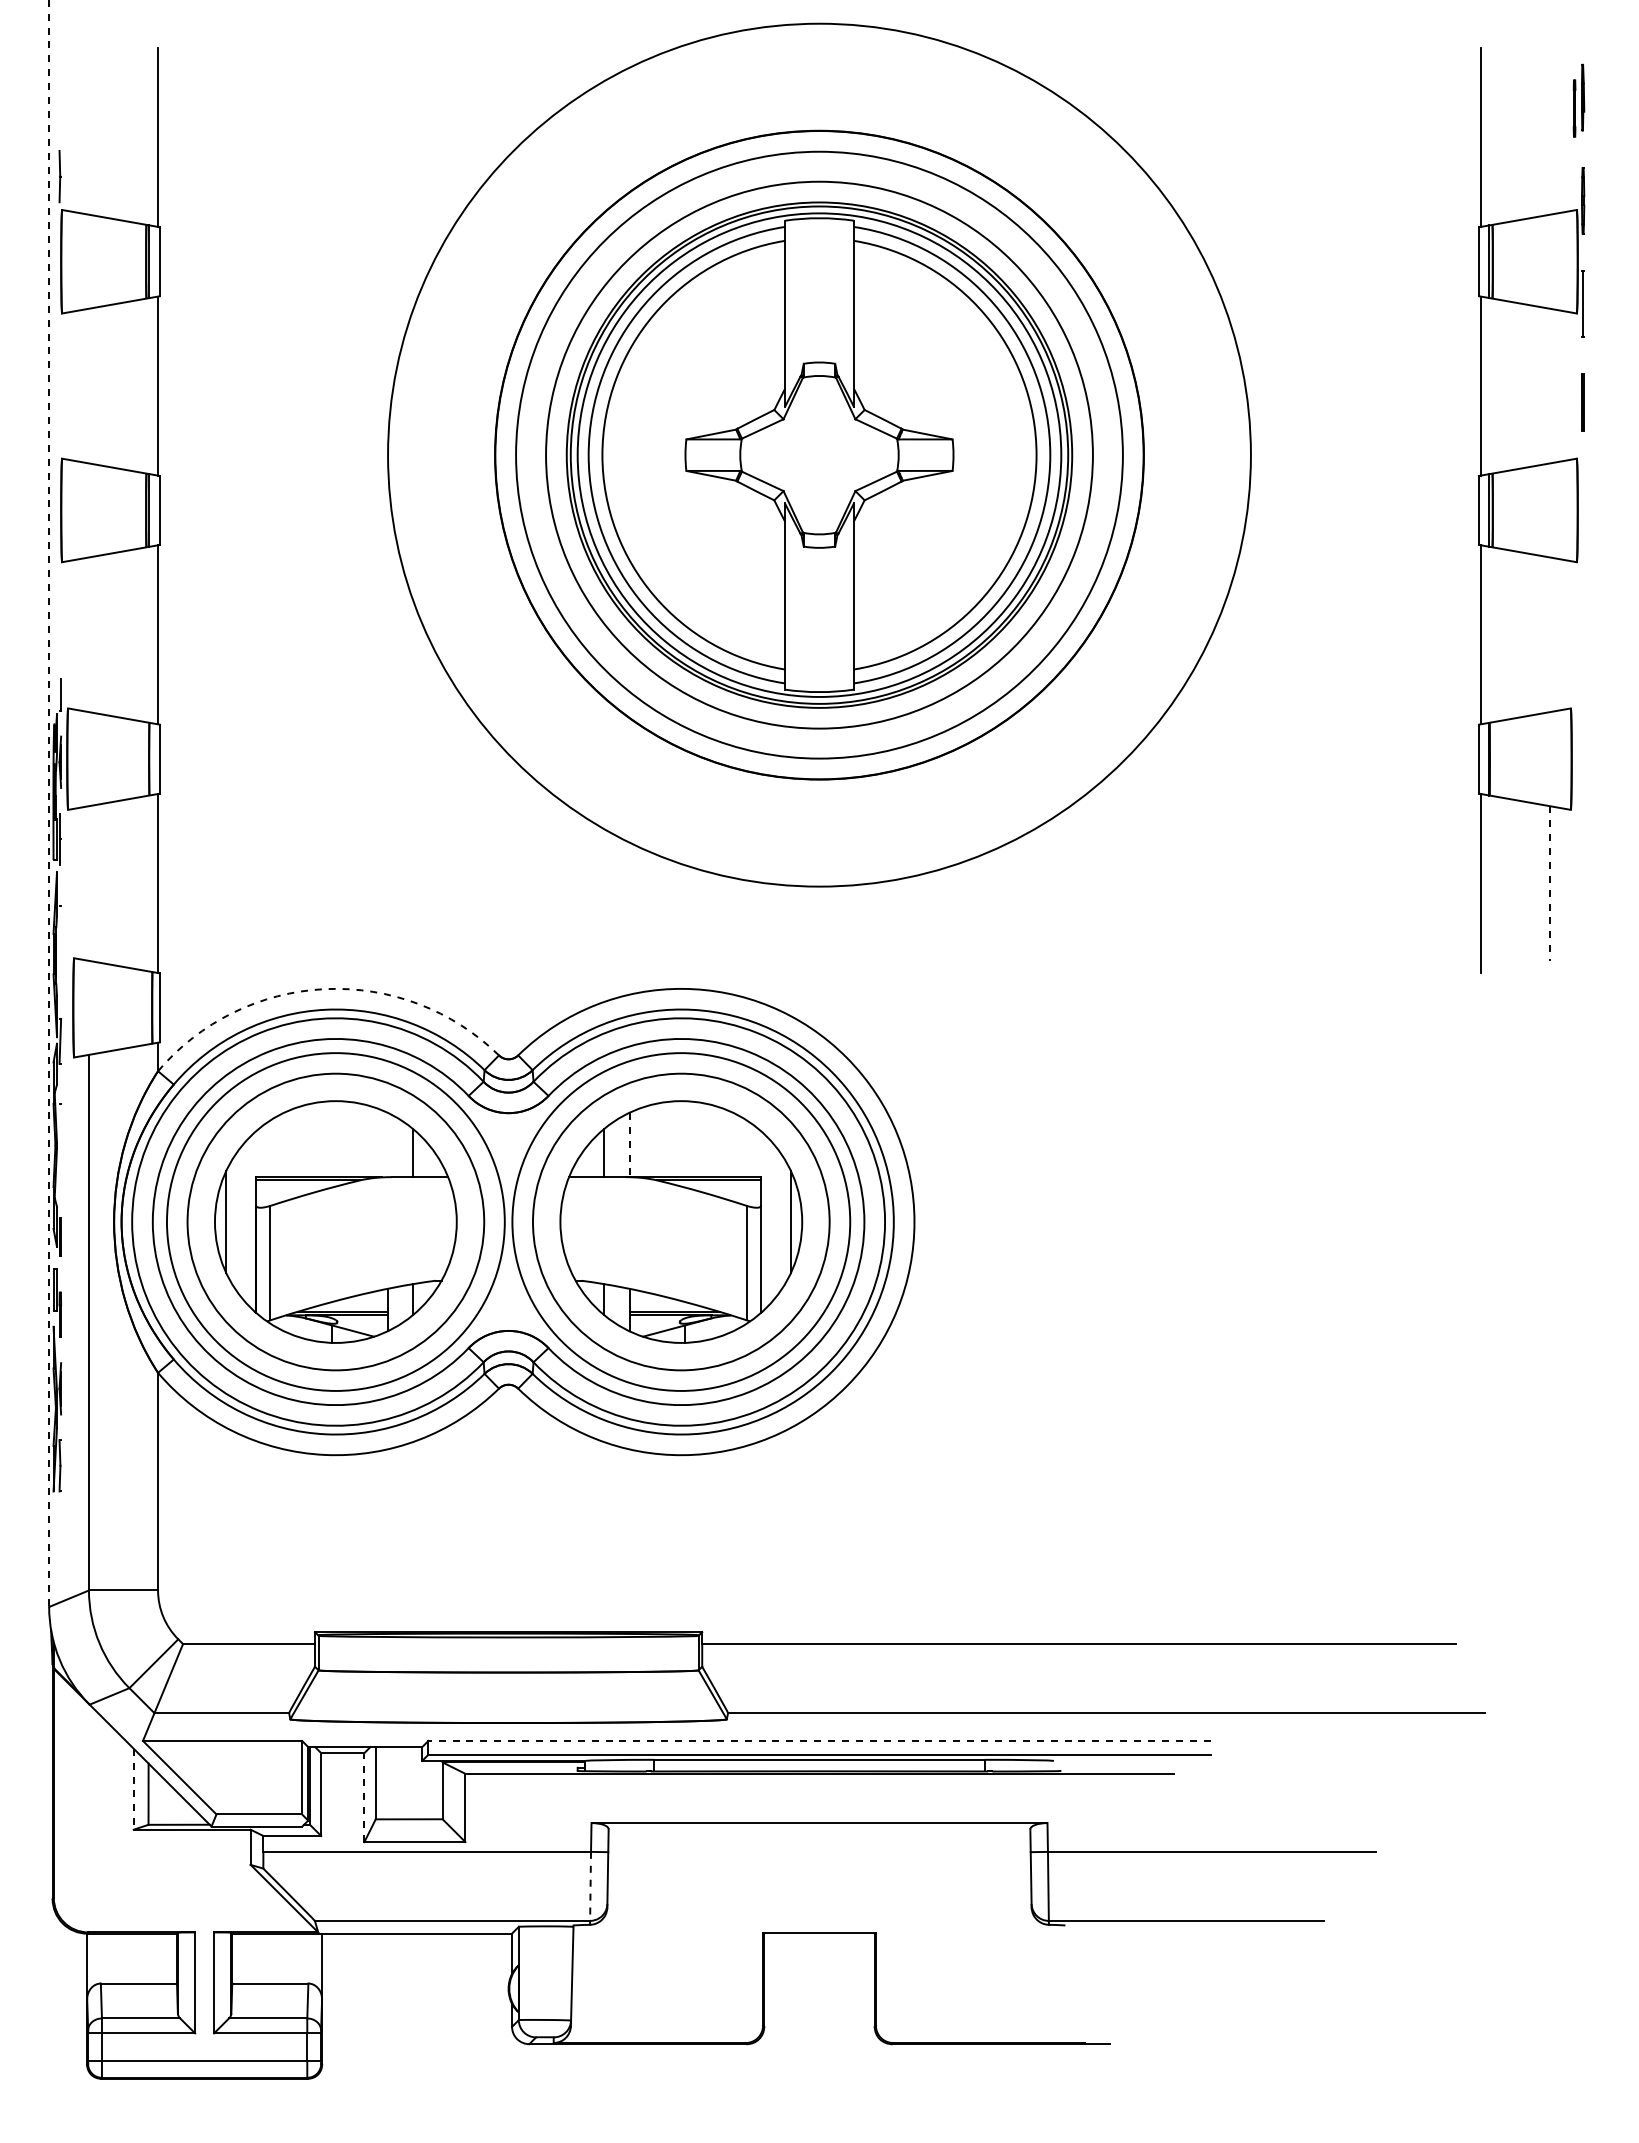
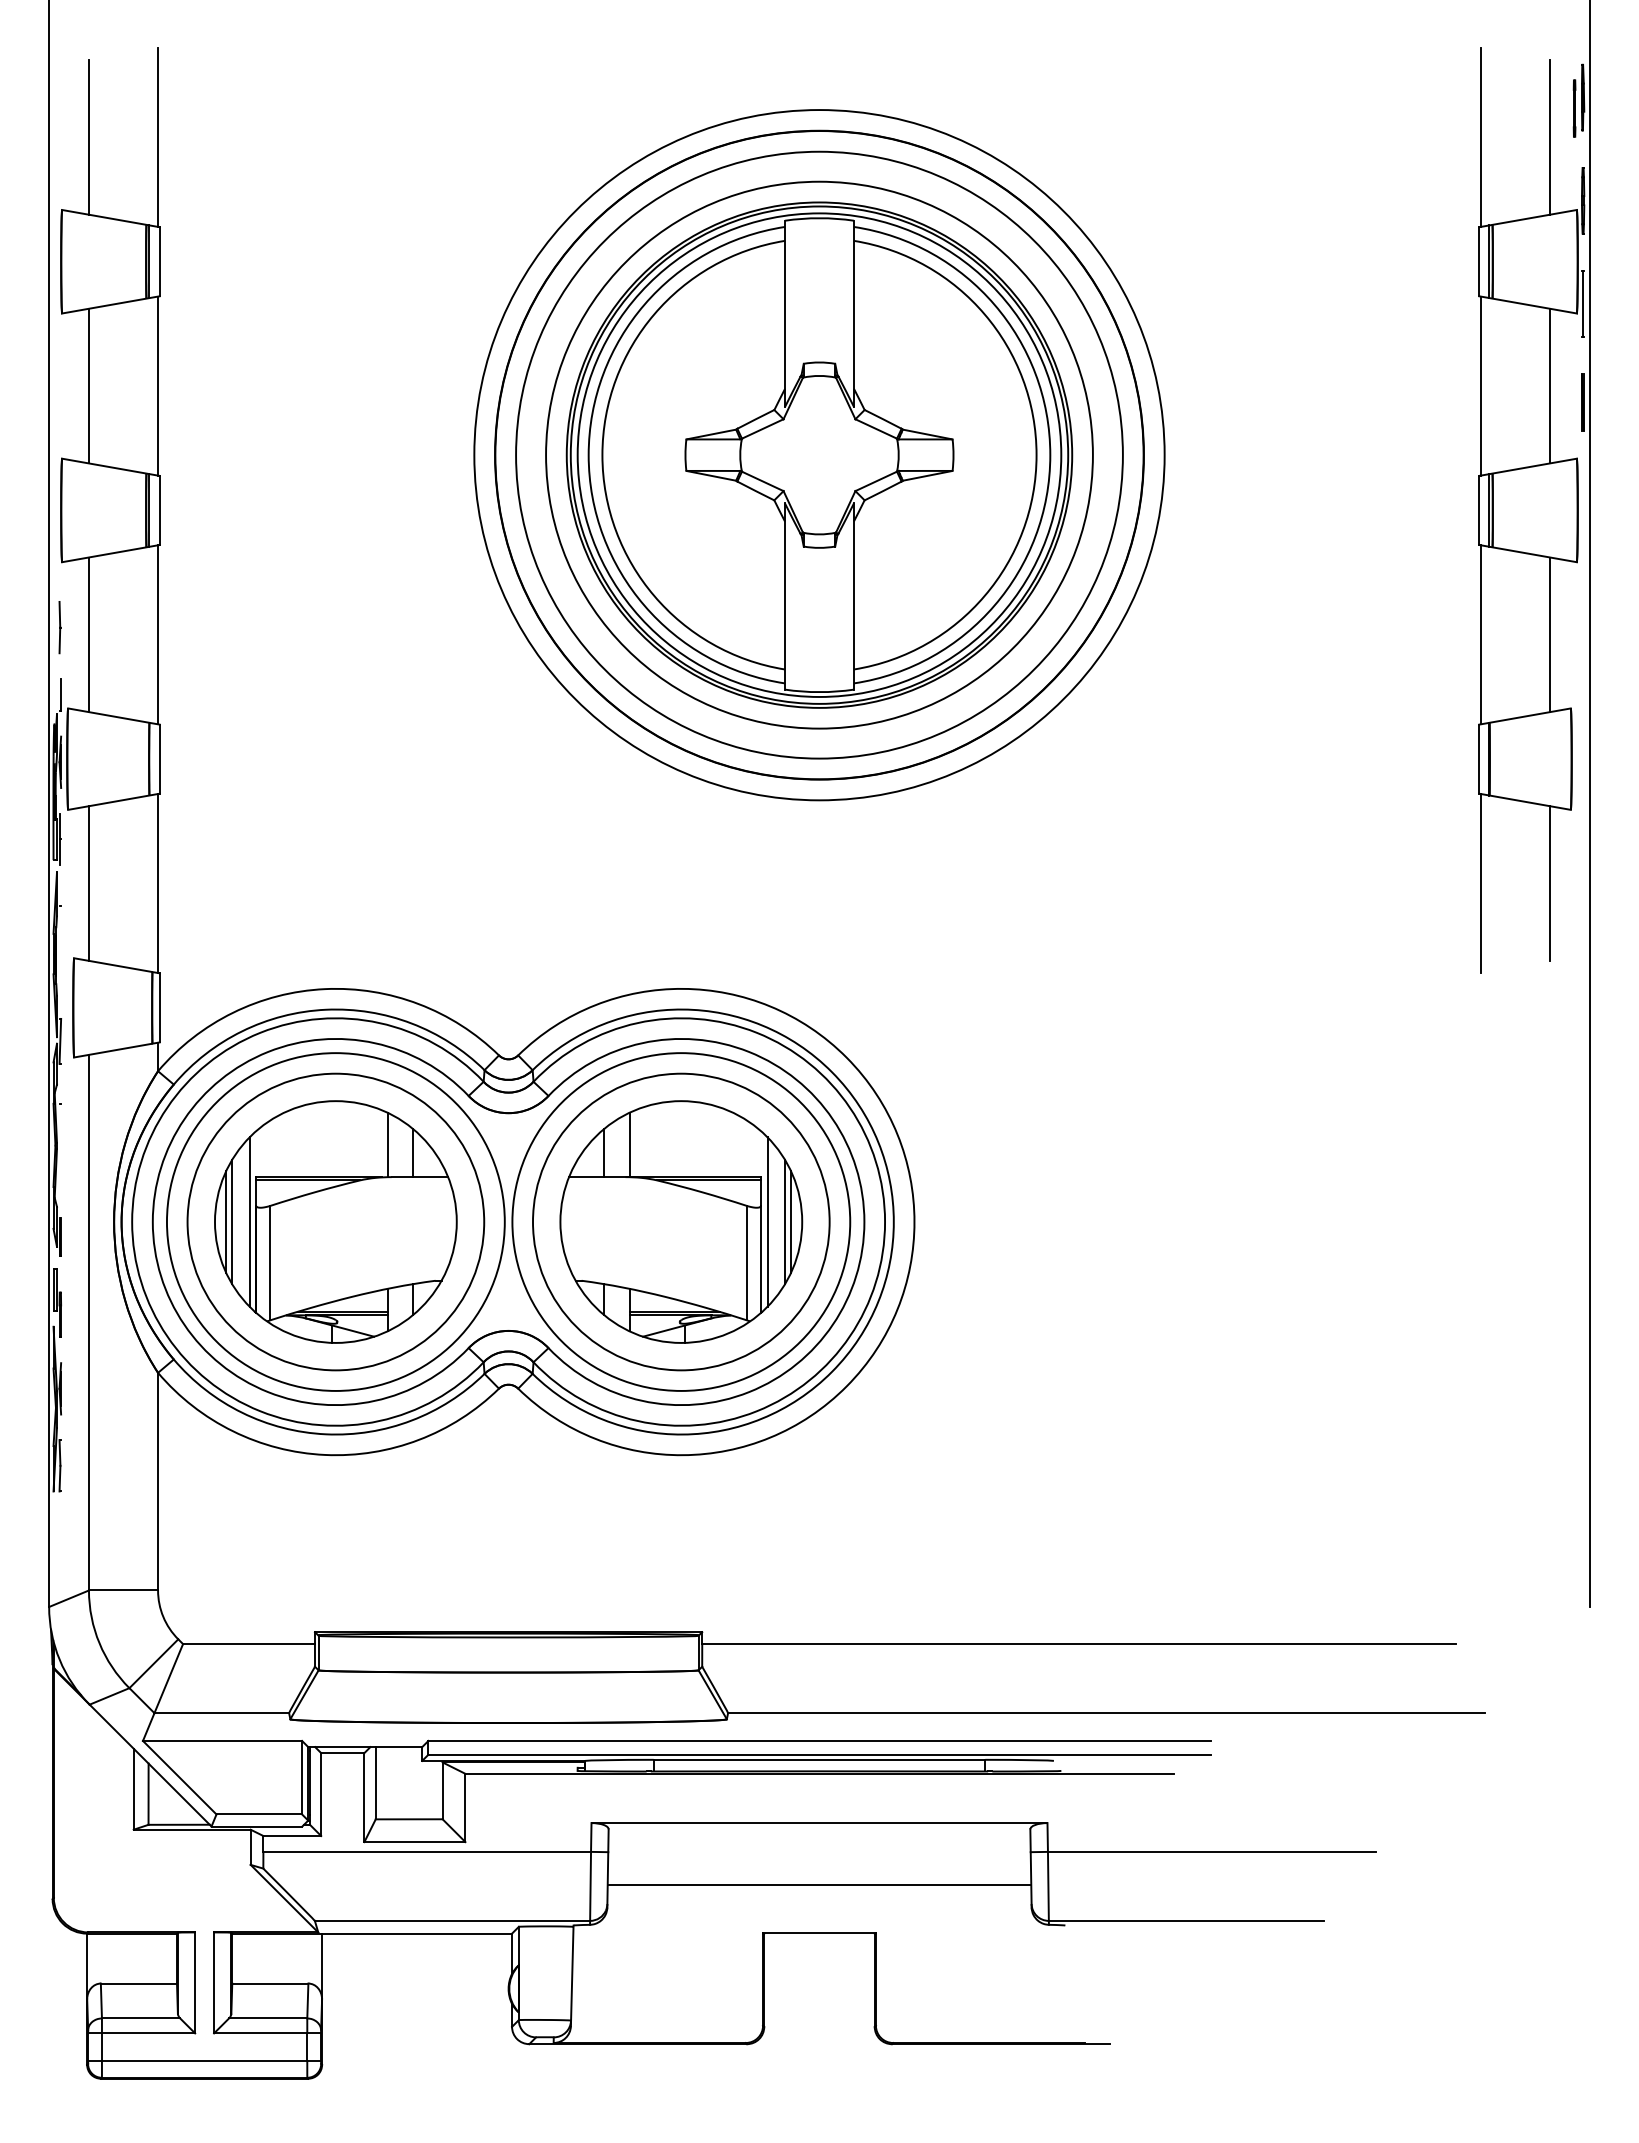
line: none -> present (88, 137)
line: none -> present (1550, 137)
line position: (59, 176) -> (59, 627) (59, 627)
line: none -> present (88, 385)
line: none -> present (1550, 385)
circle diameter: 863 px -> 690 px (819, 455)
line: none -> present (88, 634)
line: none -> present (1550, 634)
line: dashed -> solid (49, 804)
line: none -> present (1589, 804)
line: none -> present (88, 883)
line: dashed -> solid (1550, 884)
arc: dashed -> solid (325, 989)
line: none -> present (387, 1144)
line: dashed -> solid (629, 1145)
line: none -> present (232, 1221)
line: none -> present (249, 1221)
line: none -> present (767, 1221)
line: none -> present (784, 1221)
line: dashed -> solid (819, 1740)
line: dashed -> solid (133, 1789)
line: dashed -> solid (364, 1797)
line: none -> present (819, 1885)
line: dashed -> solid (590, 1886)
